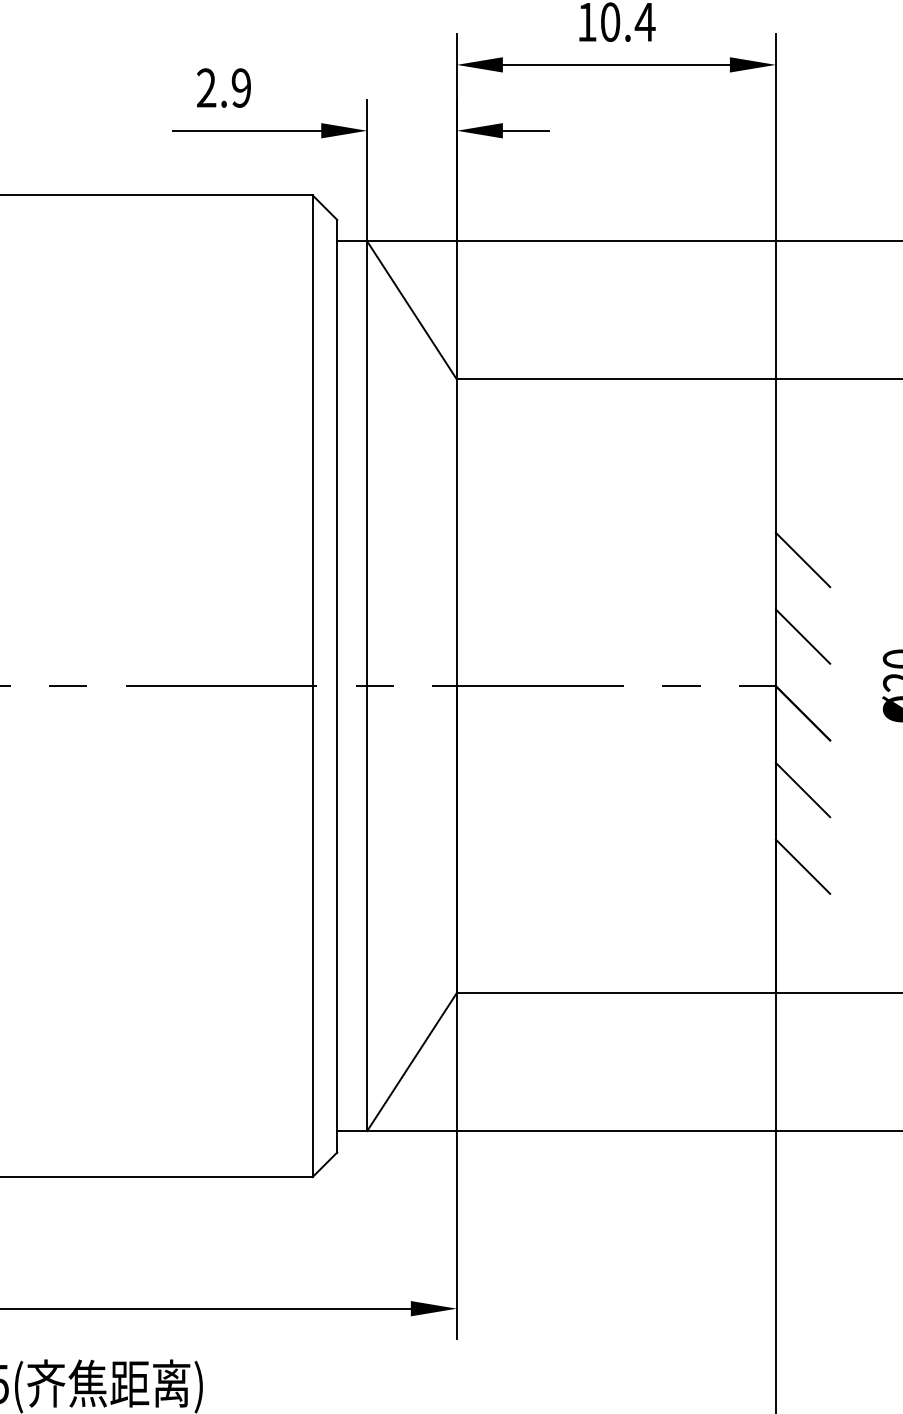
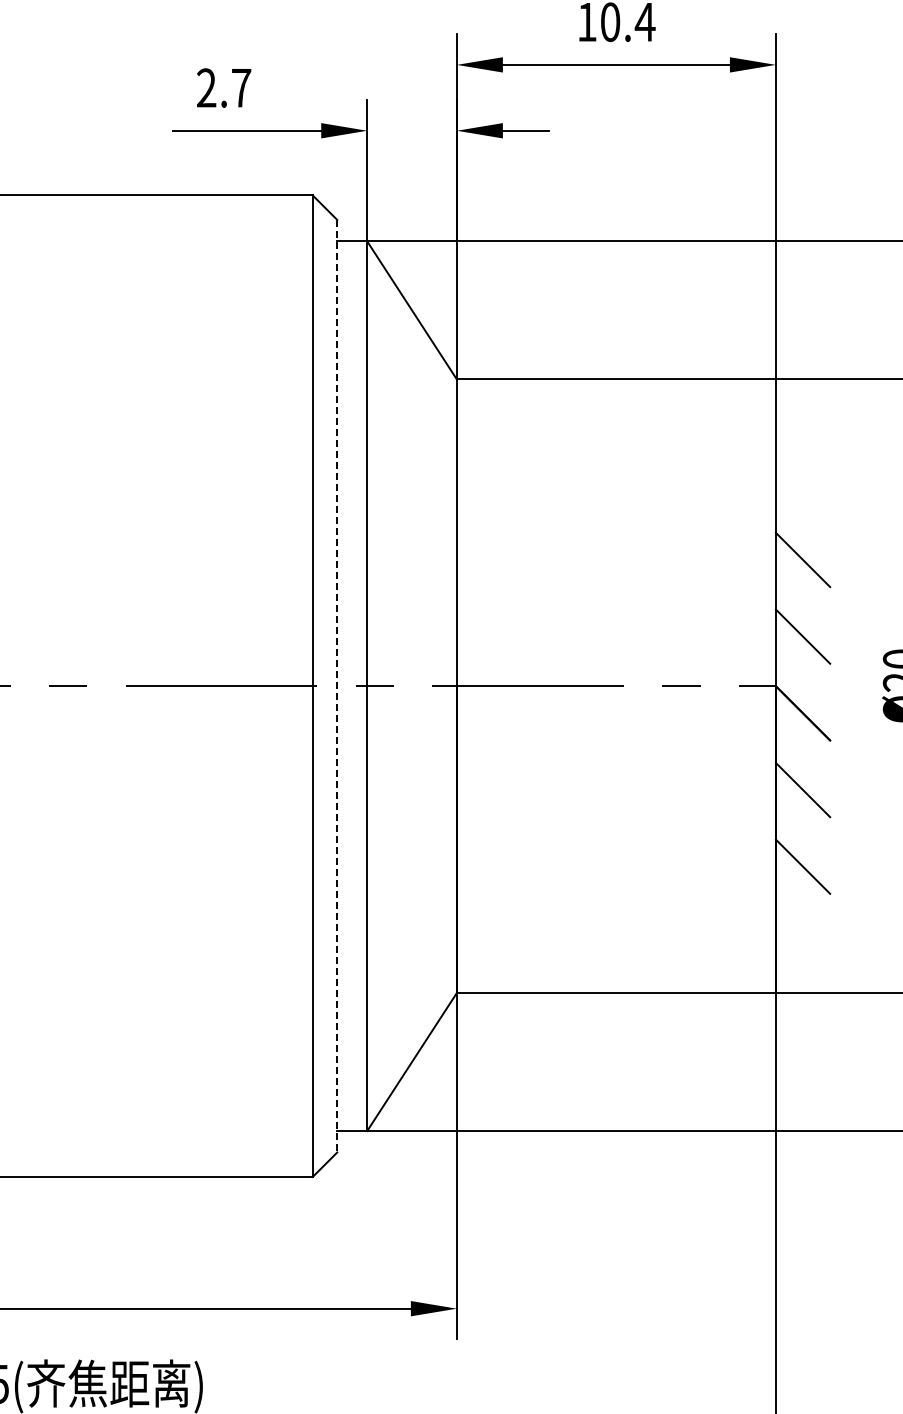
text: 2.9 -> 2.7 (241, 87)
line: solid -> dashed (337, 686)
